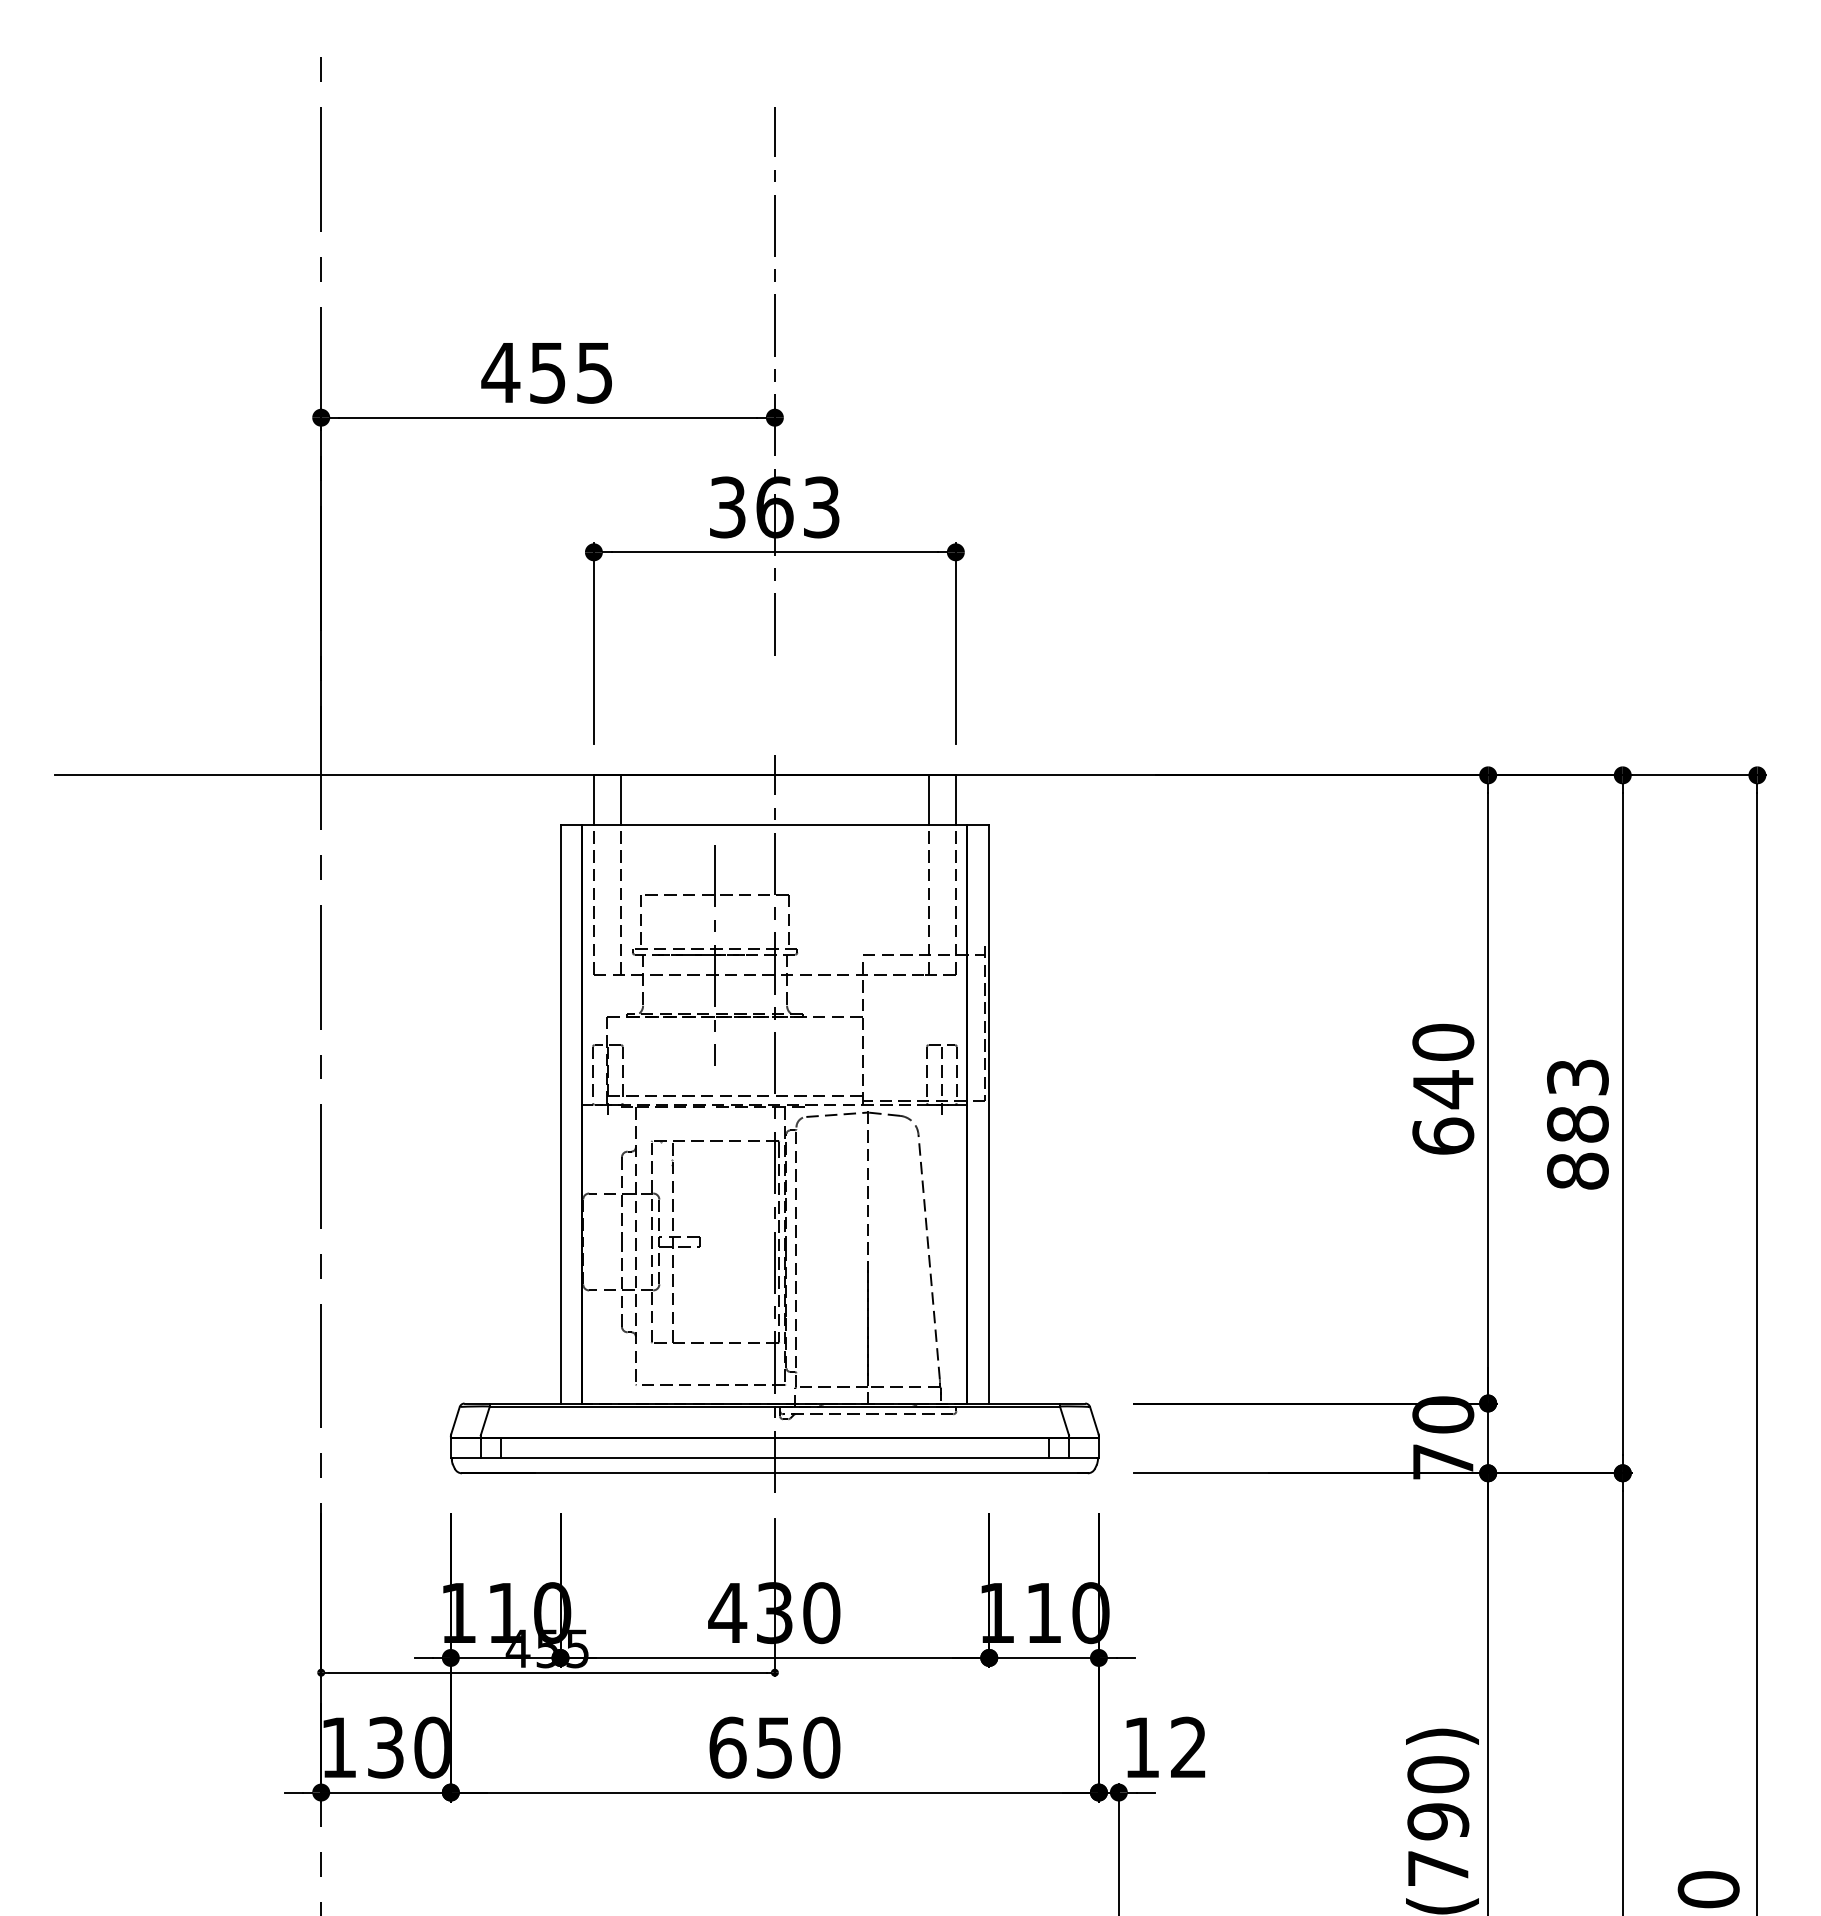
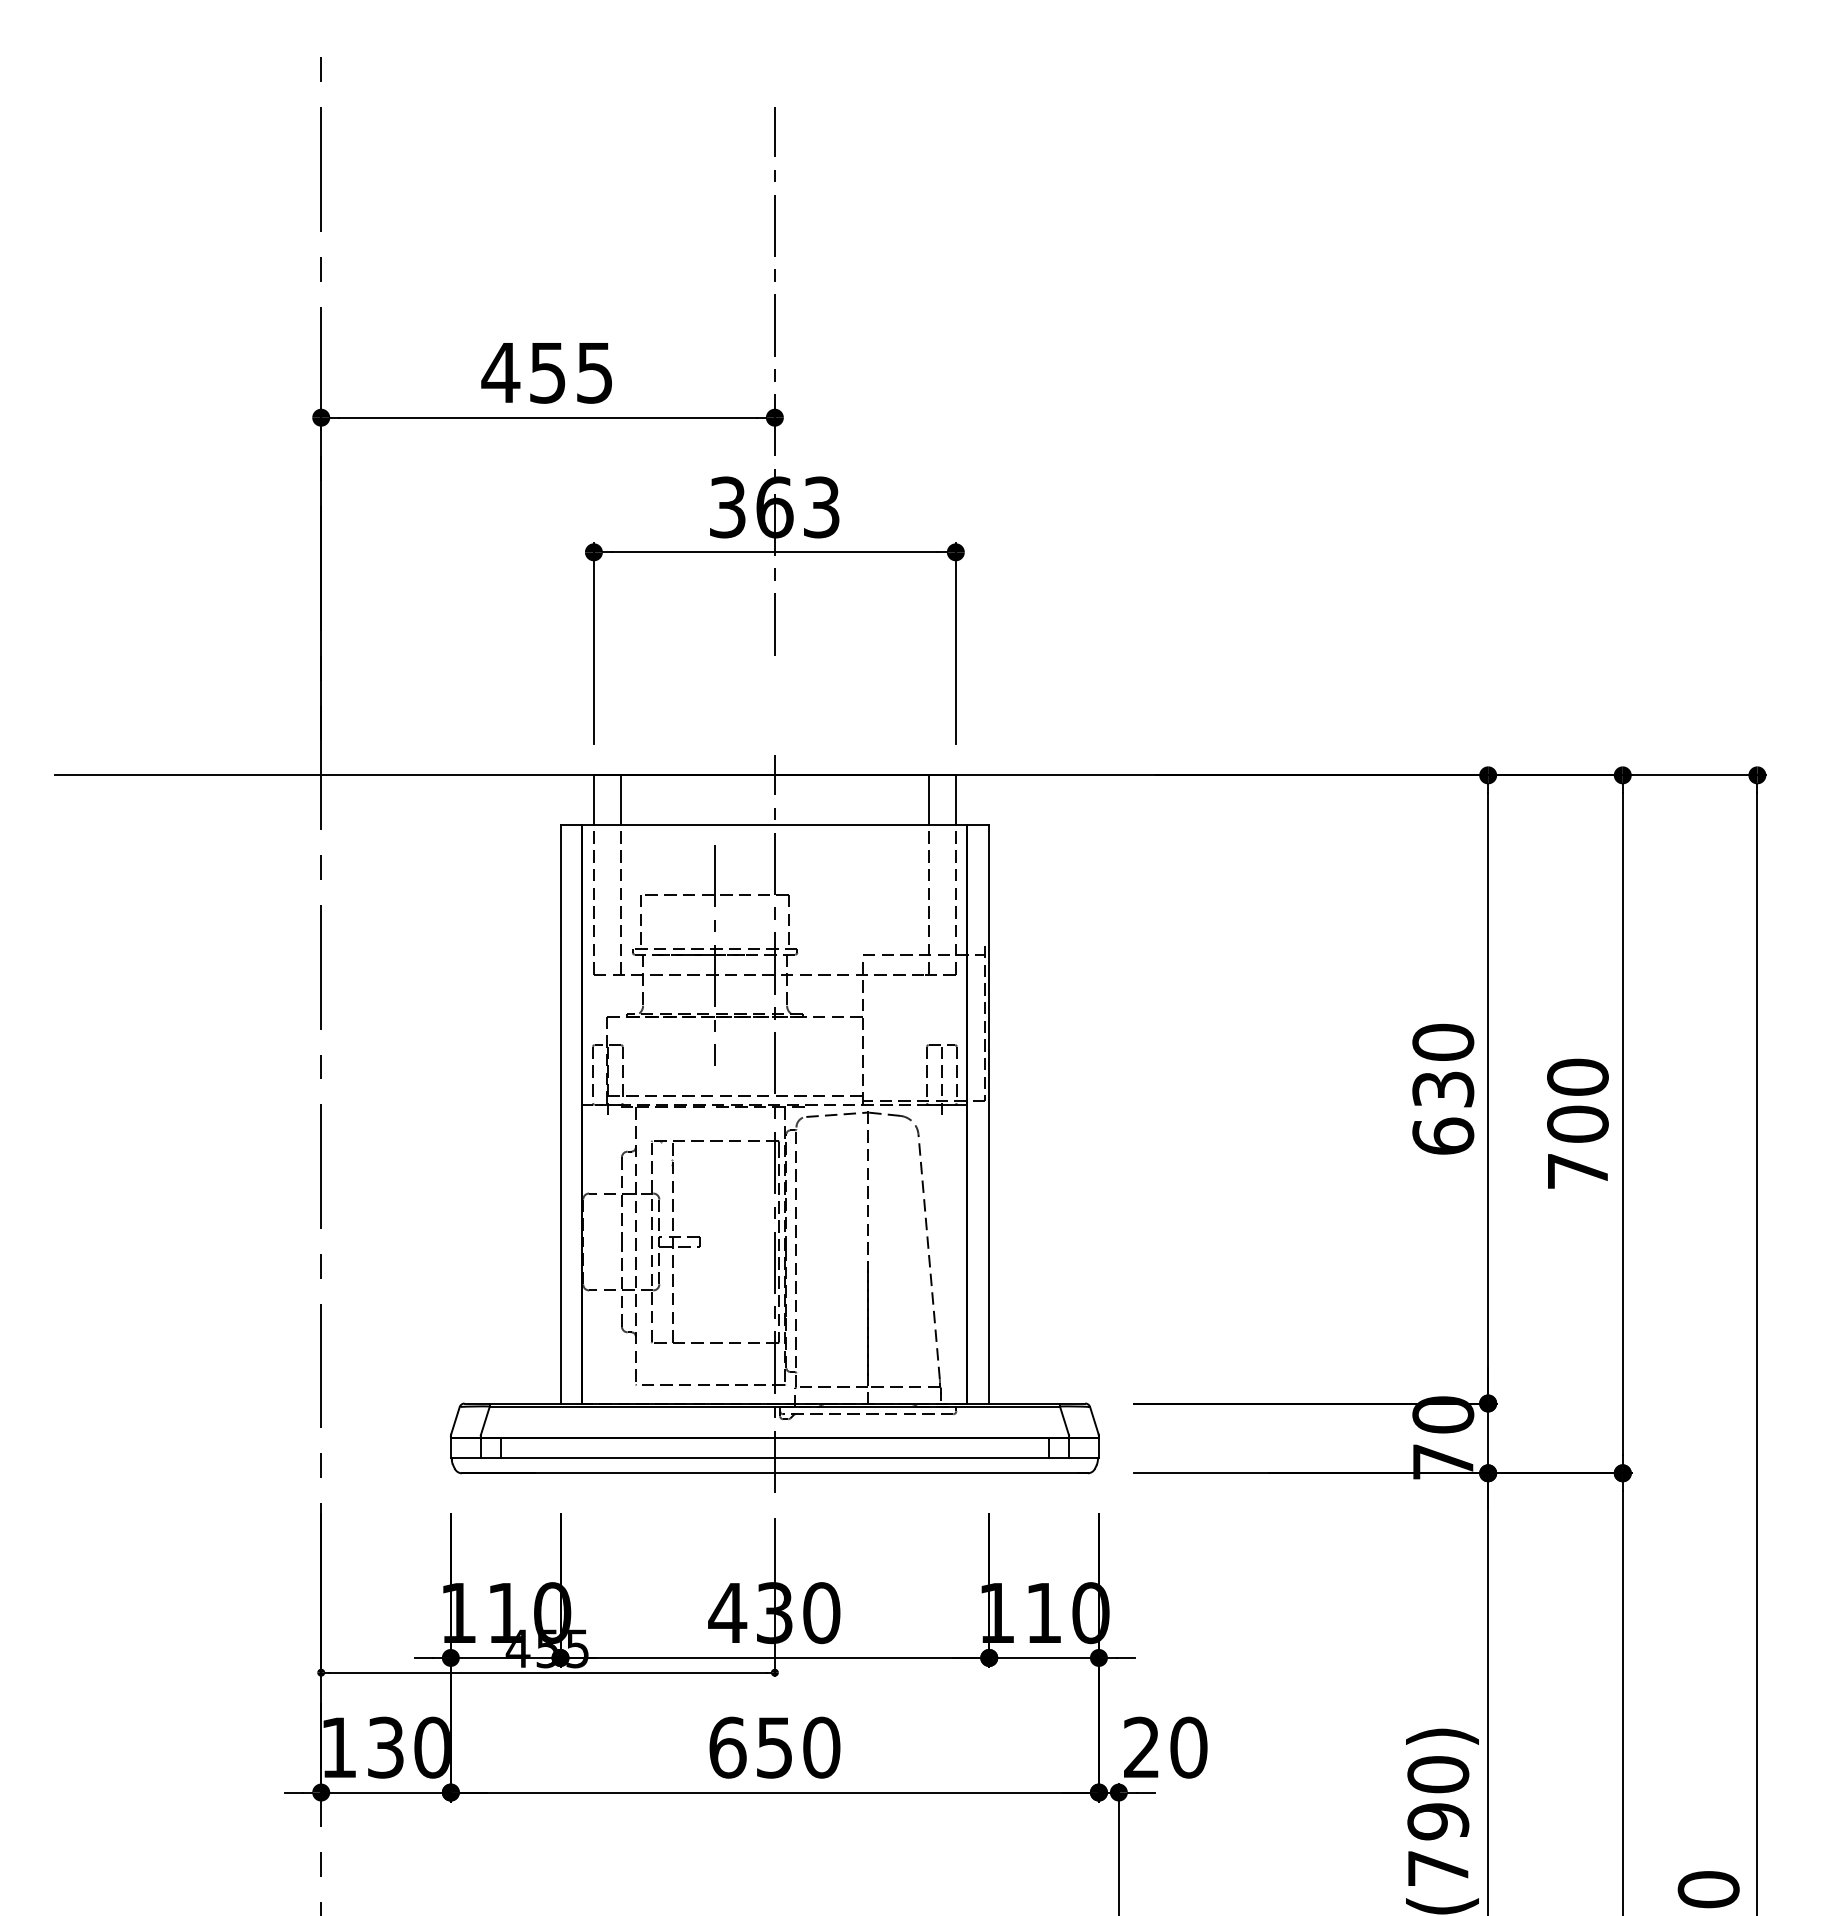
text: 640 -> 630 (1443, 1089)
text: 883 -> 700 (1577, 1123)
text: 12 -> 20 (1165, 1747)
